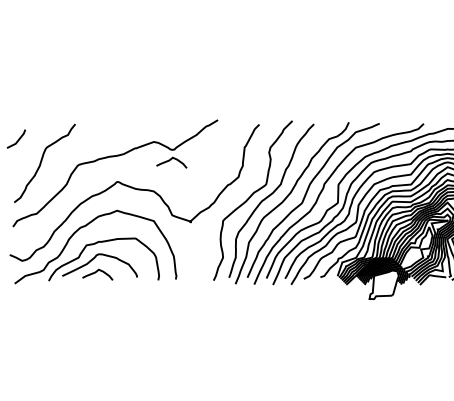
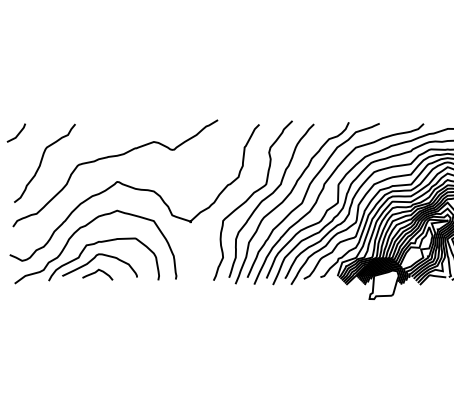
line position: (17, 139) -> (17, 133) (17, 133)
curve: present -> none (170, 160)
